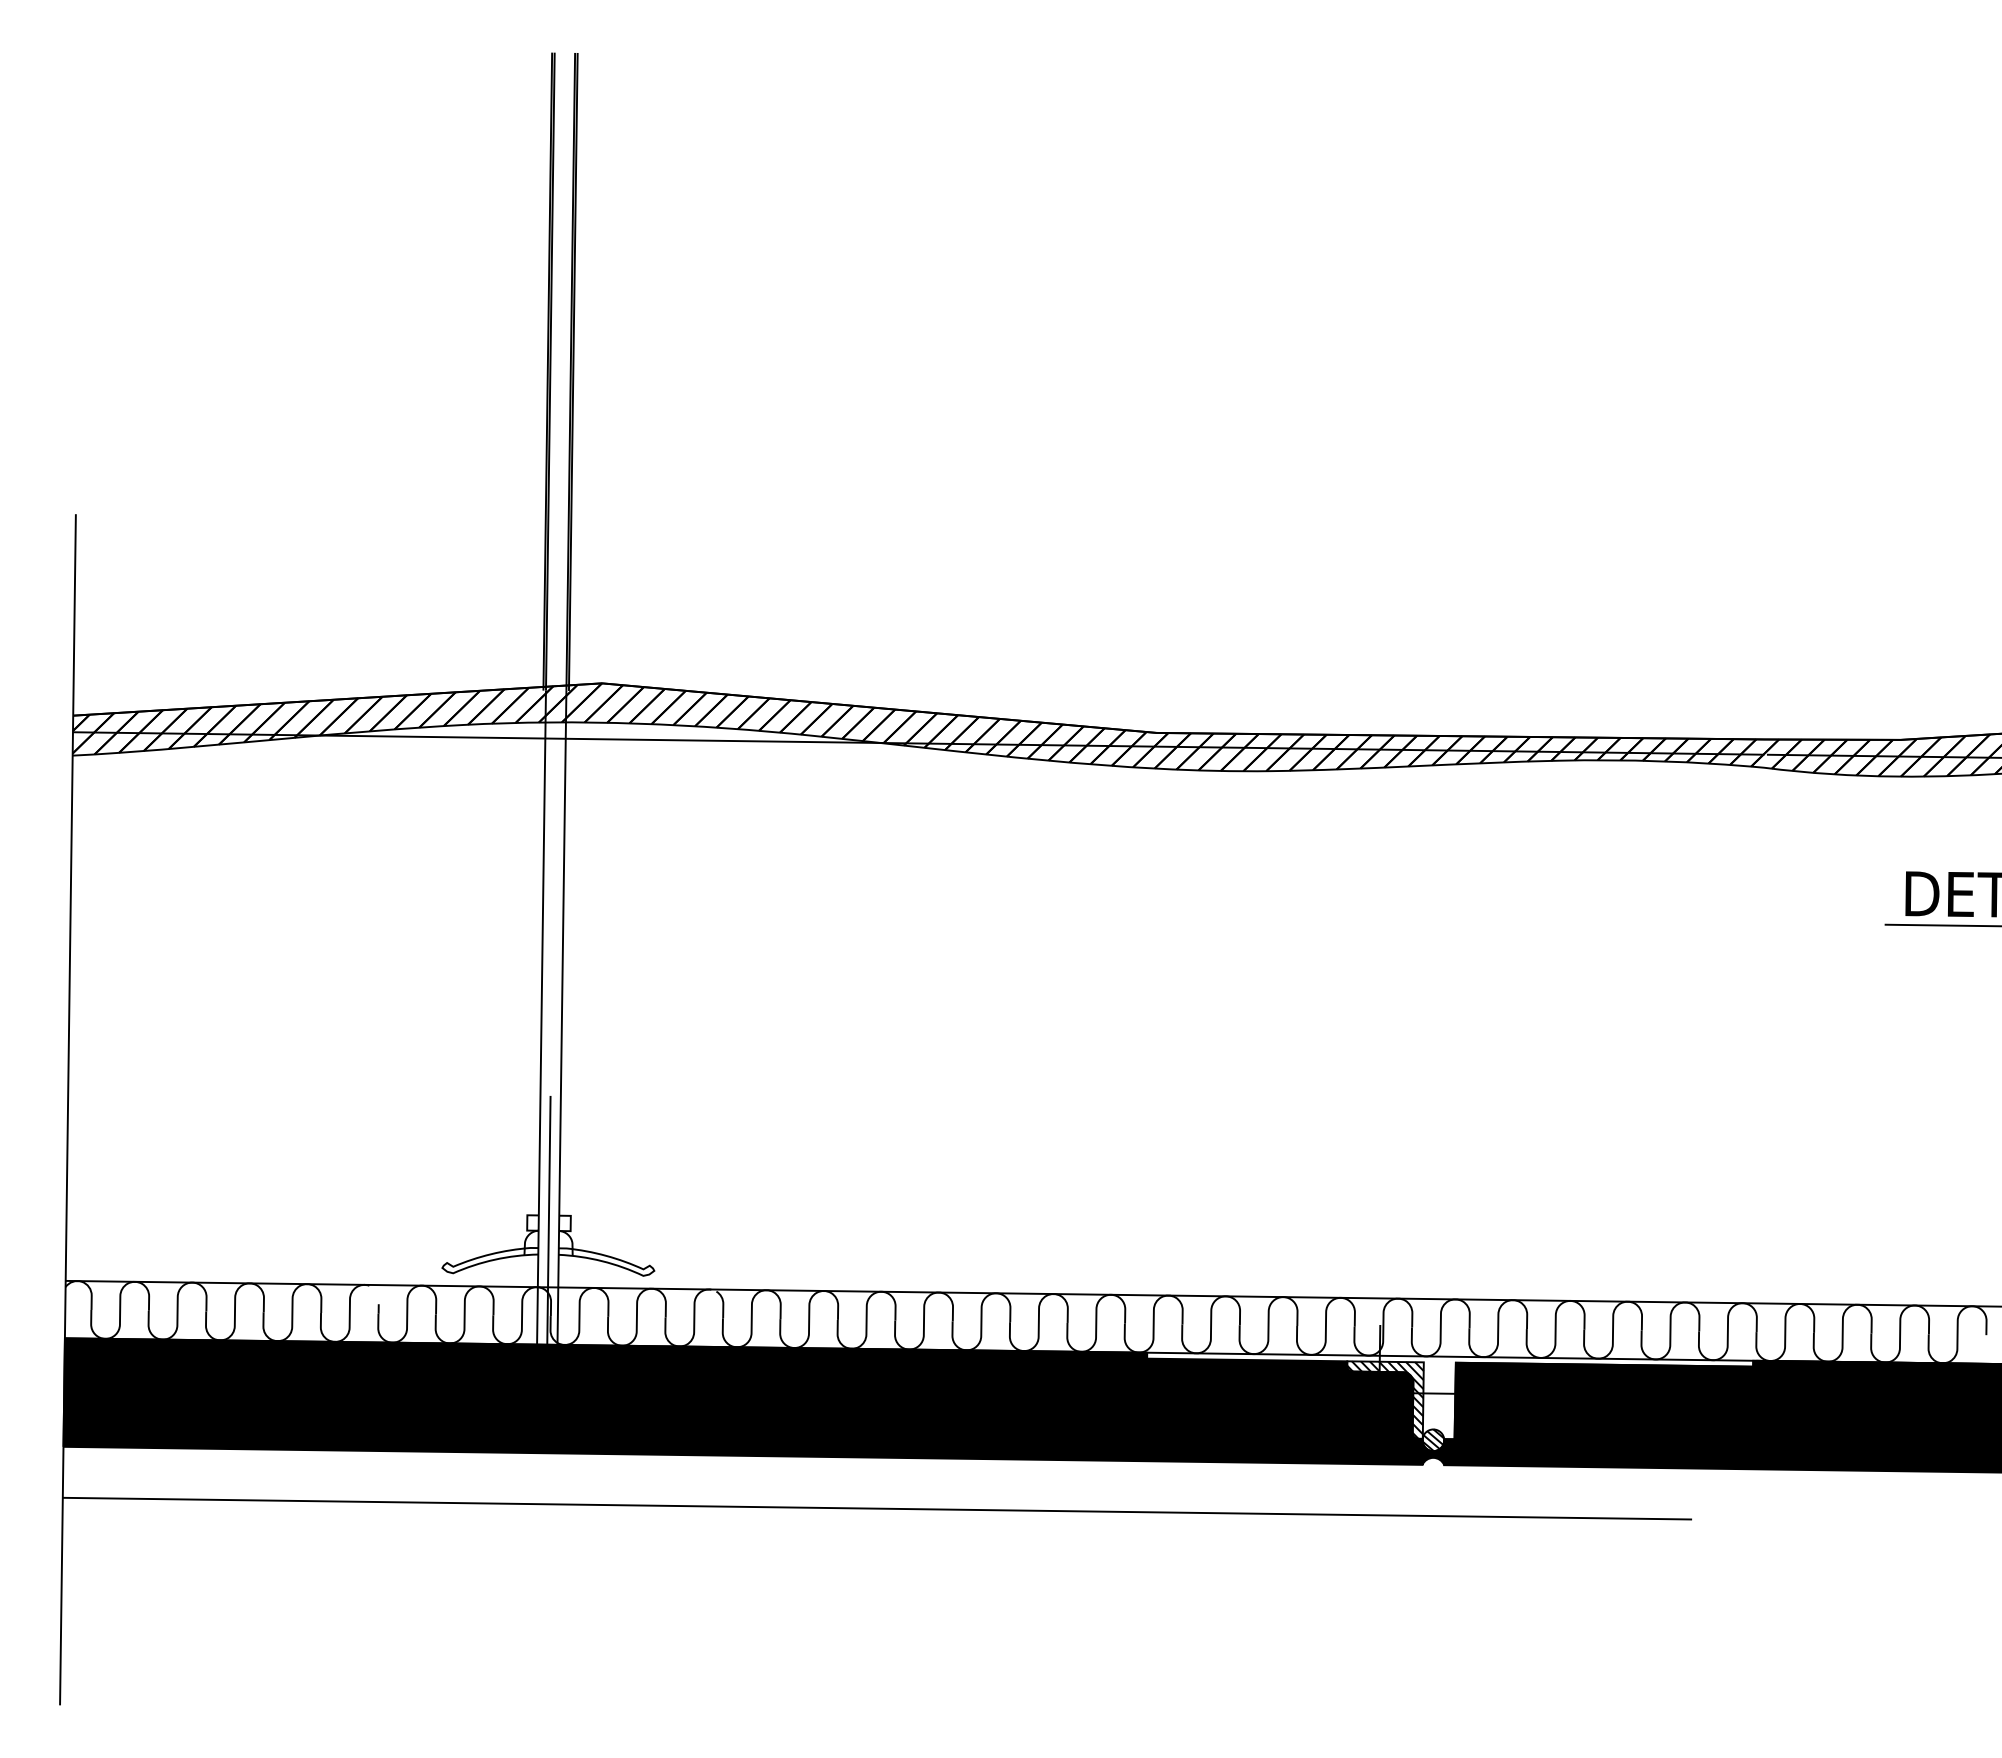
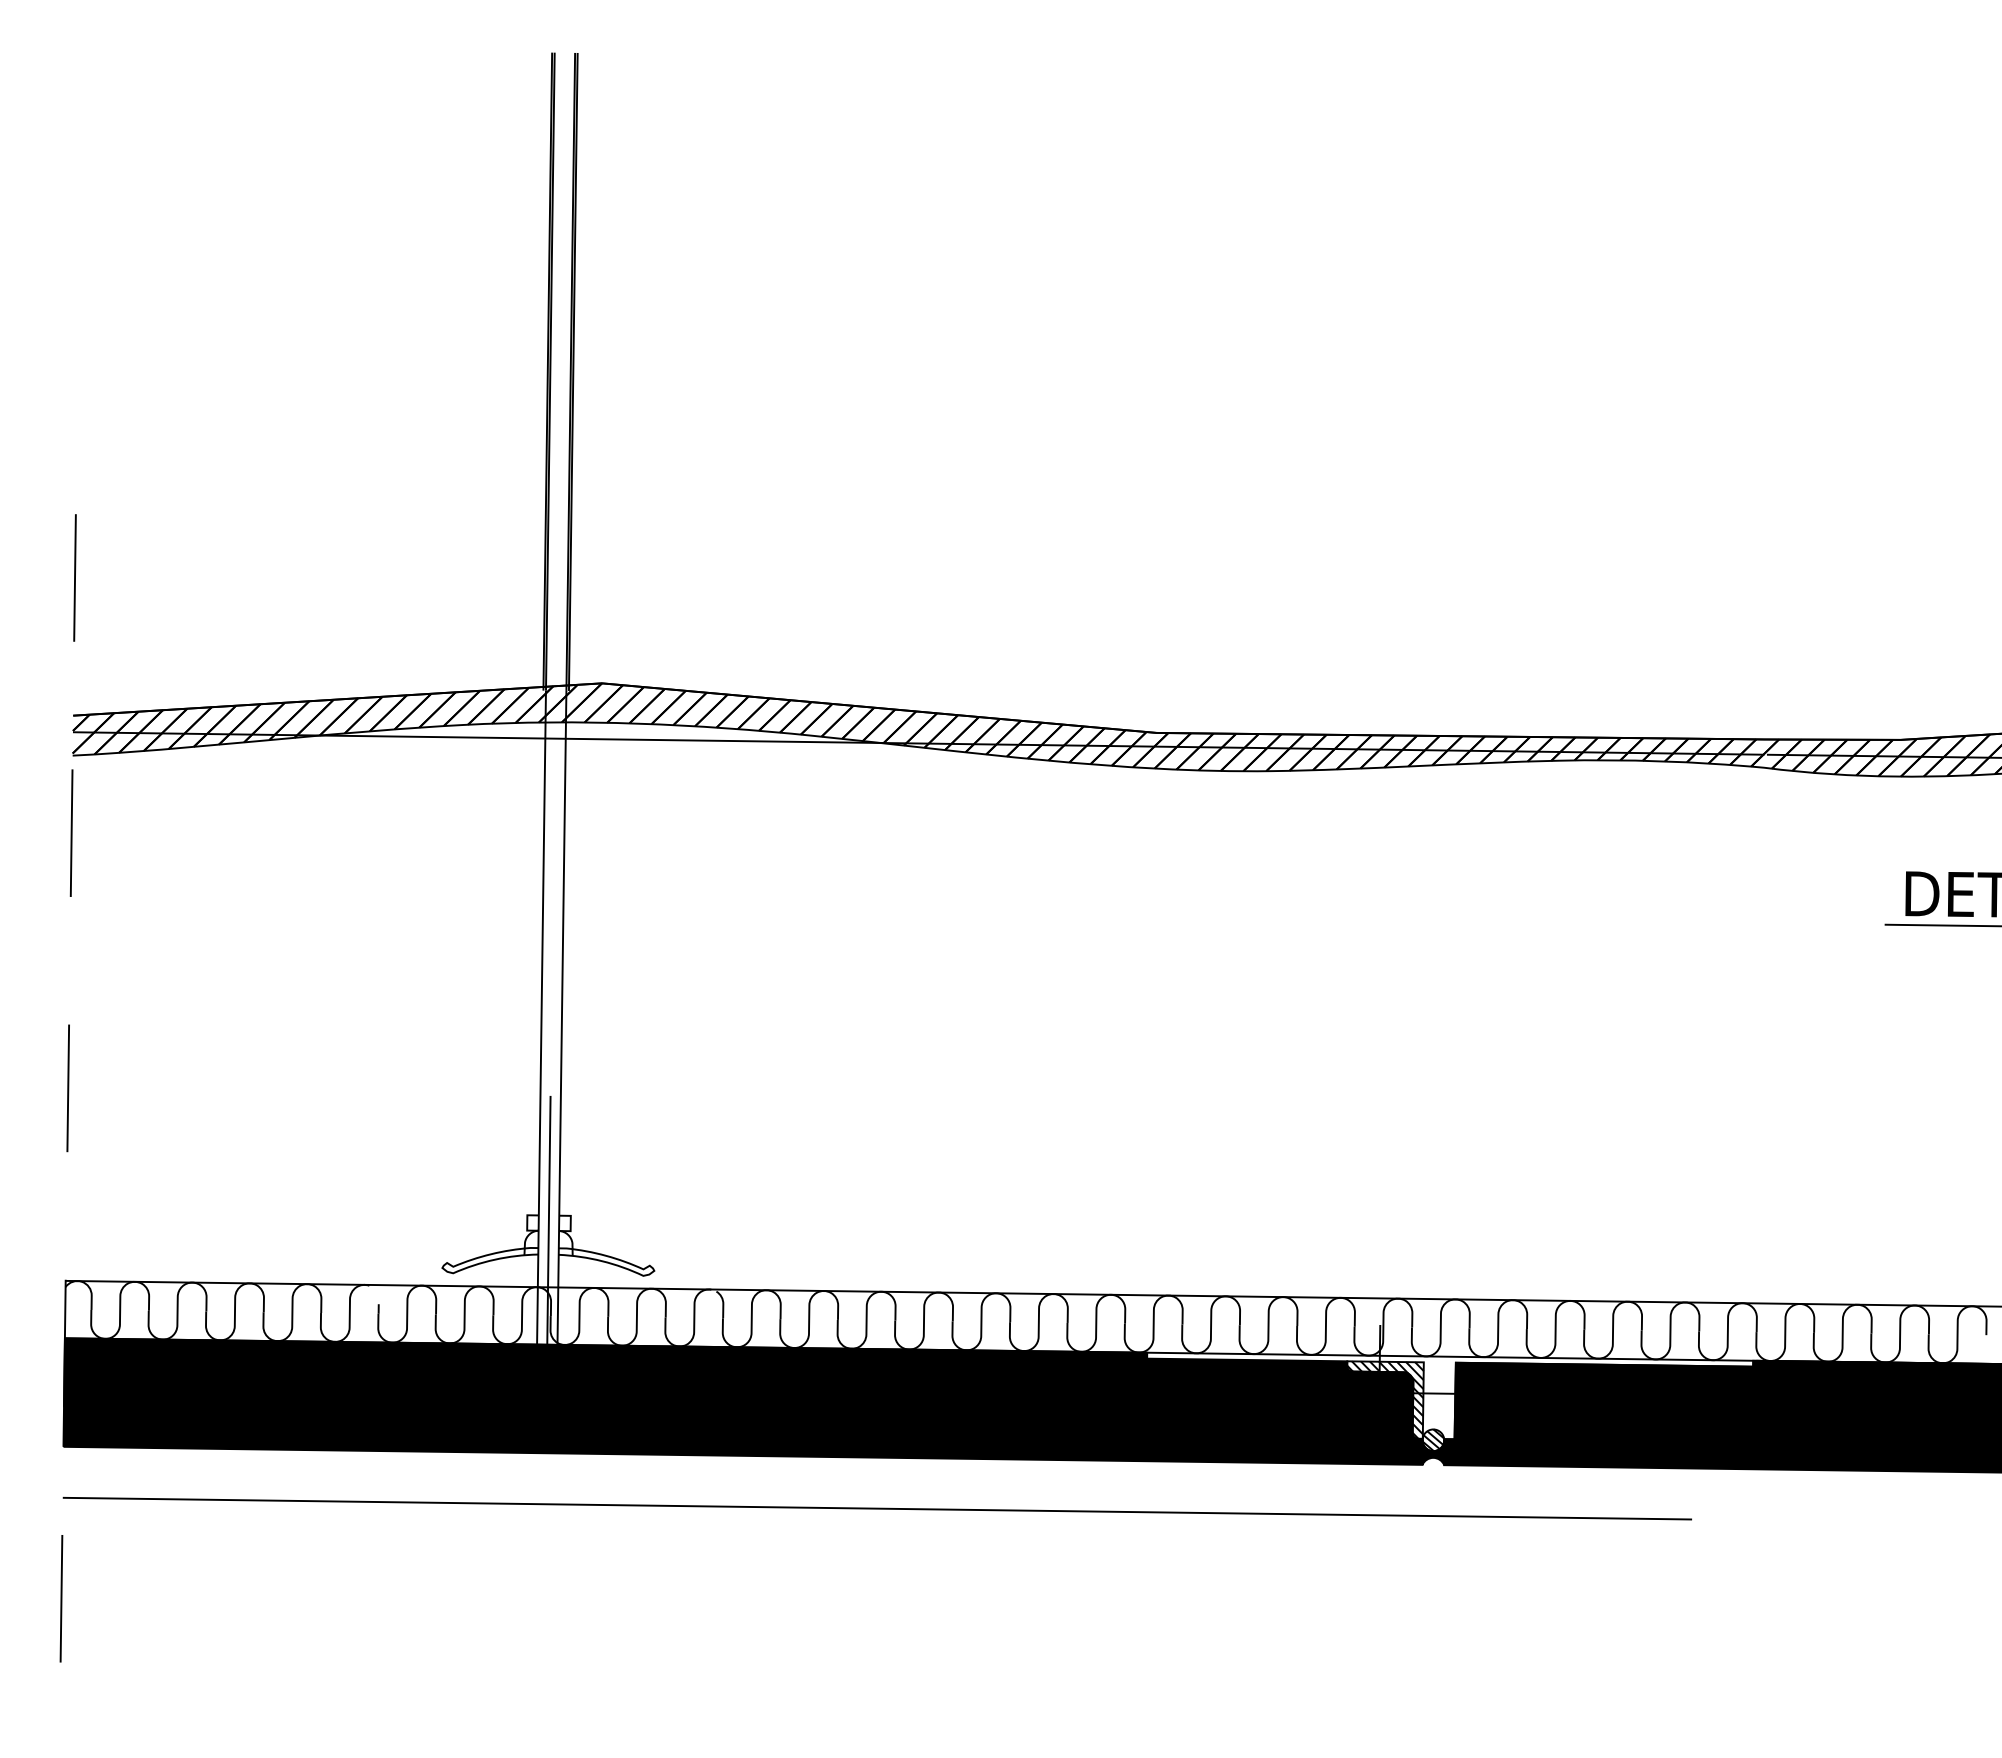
line: solid -> dashed (67, 1109)
